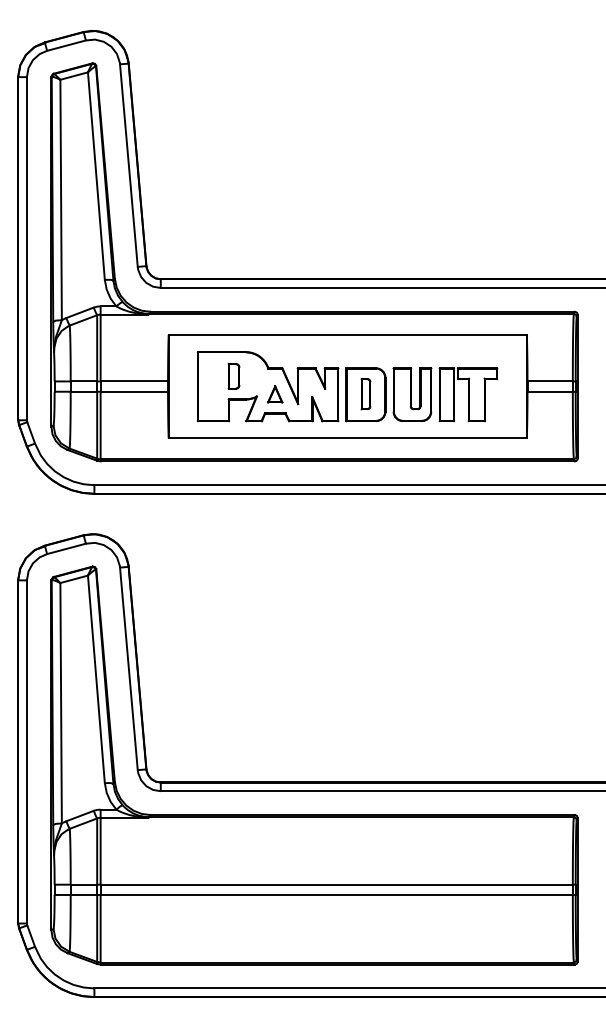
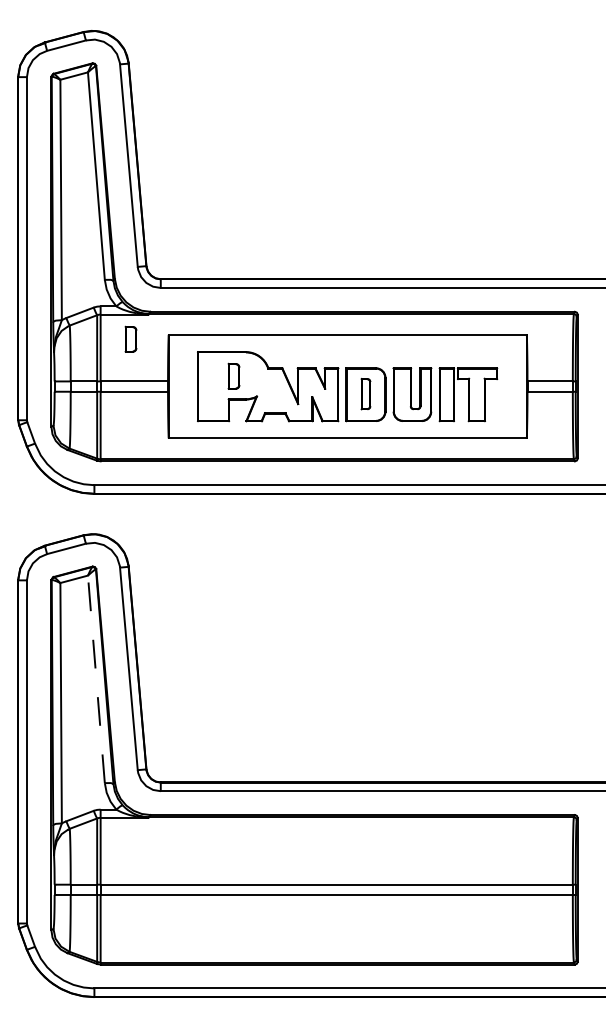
part: none -> present (130, 338)
part: present -> none (275, 394)
line: solid -> dashed (96, 678)
